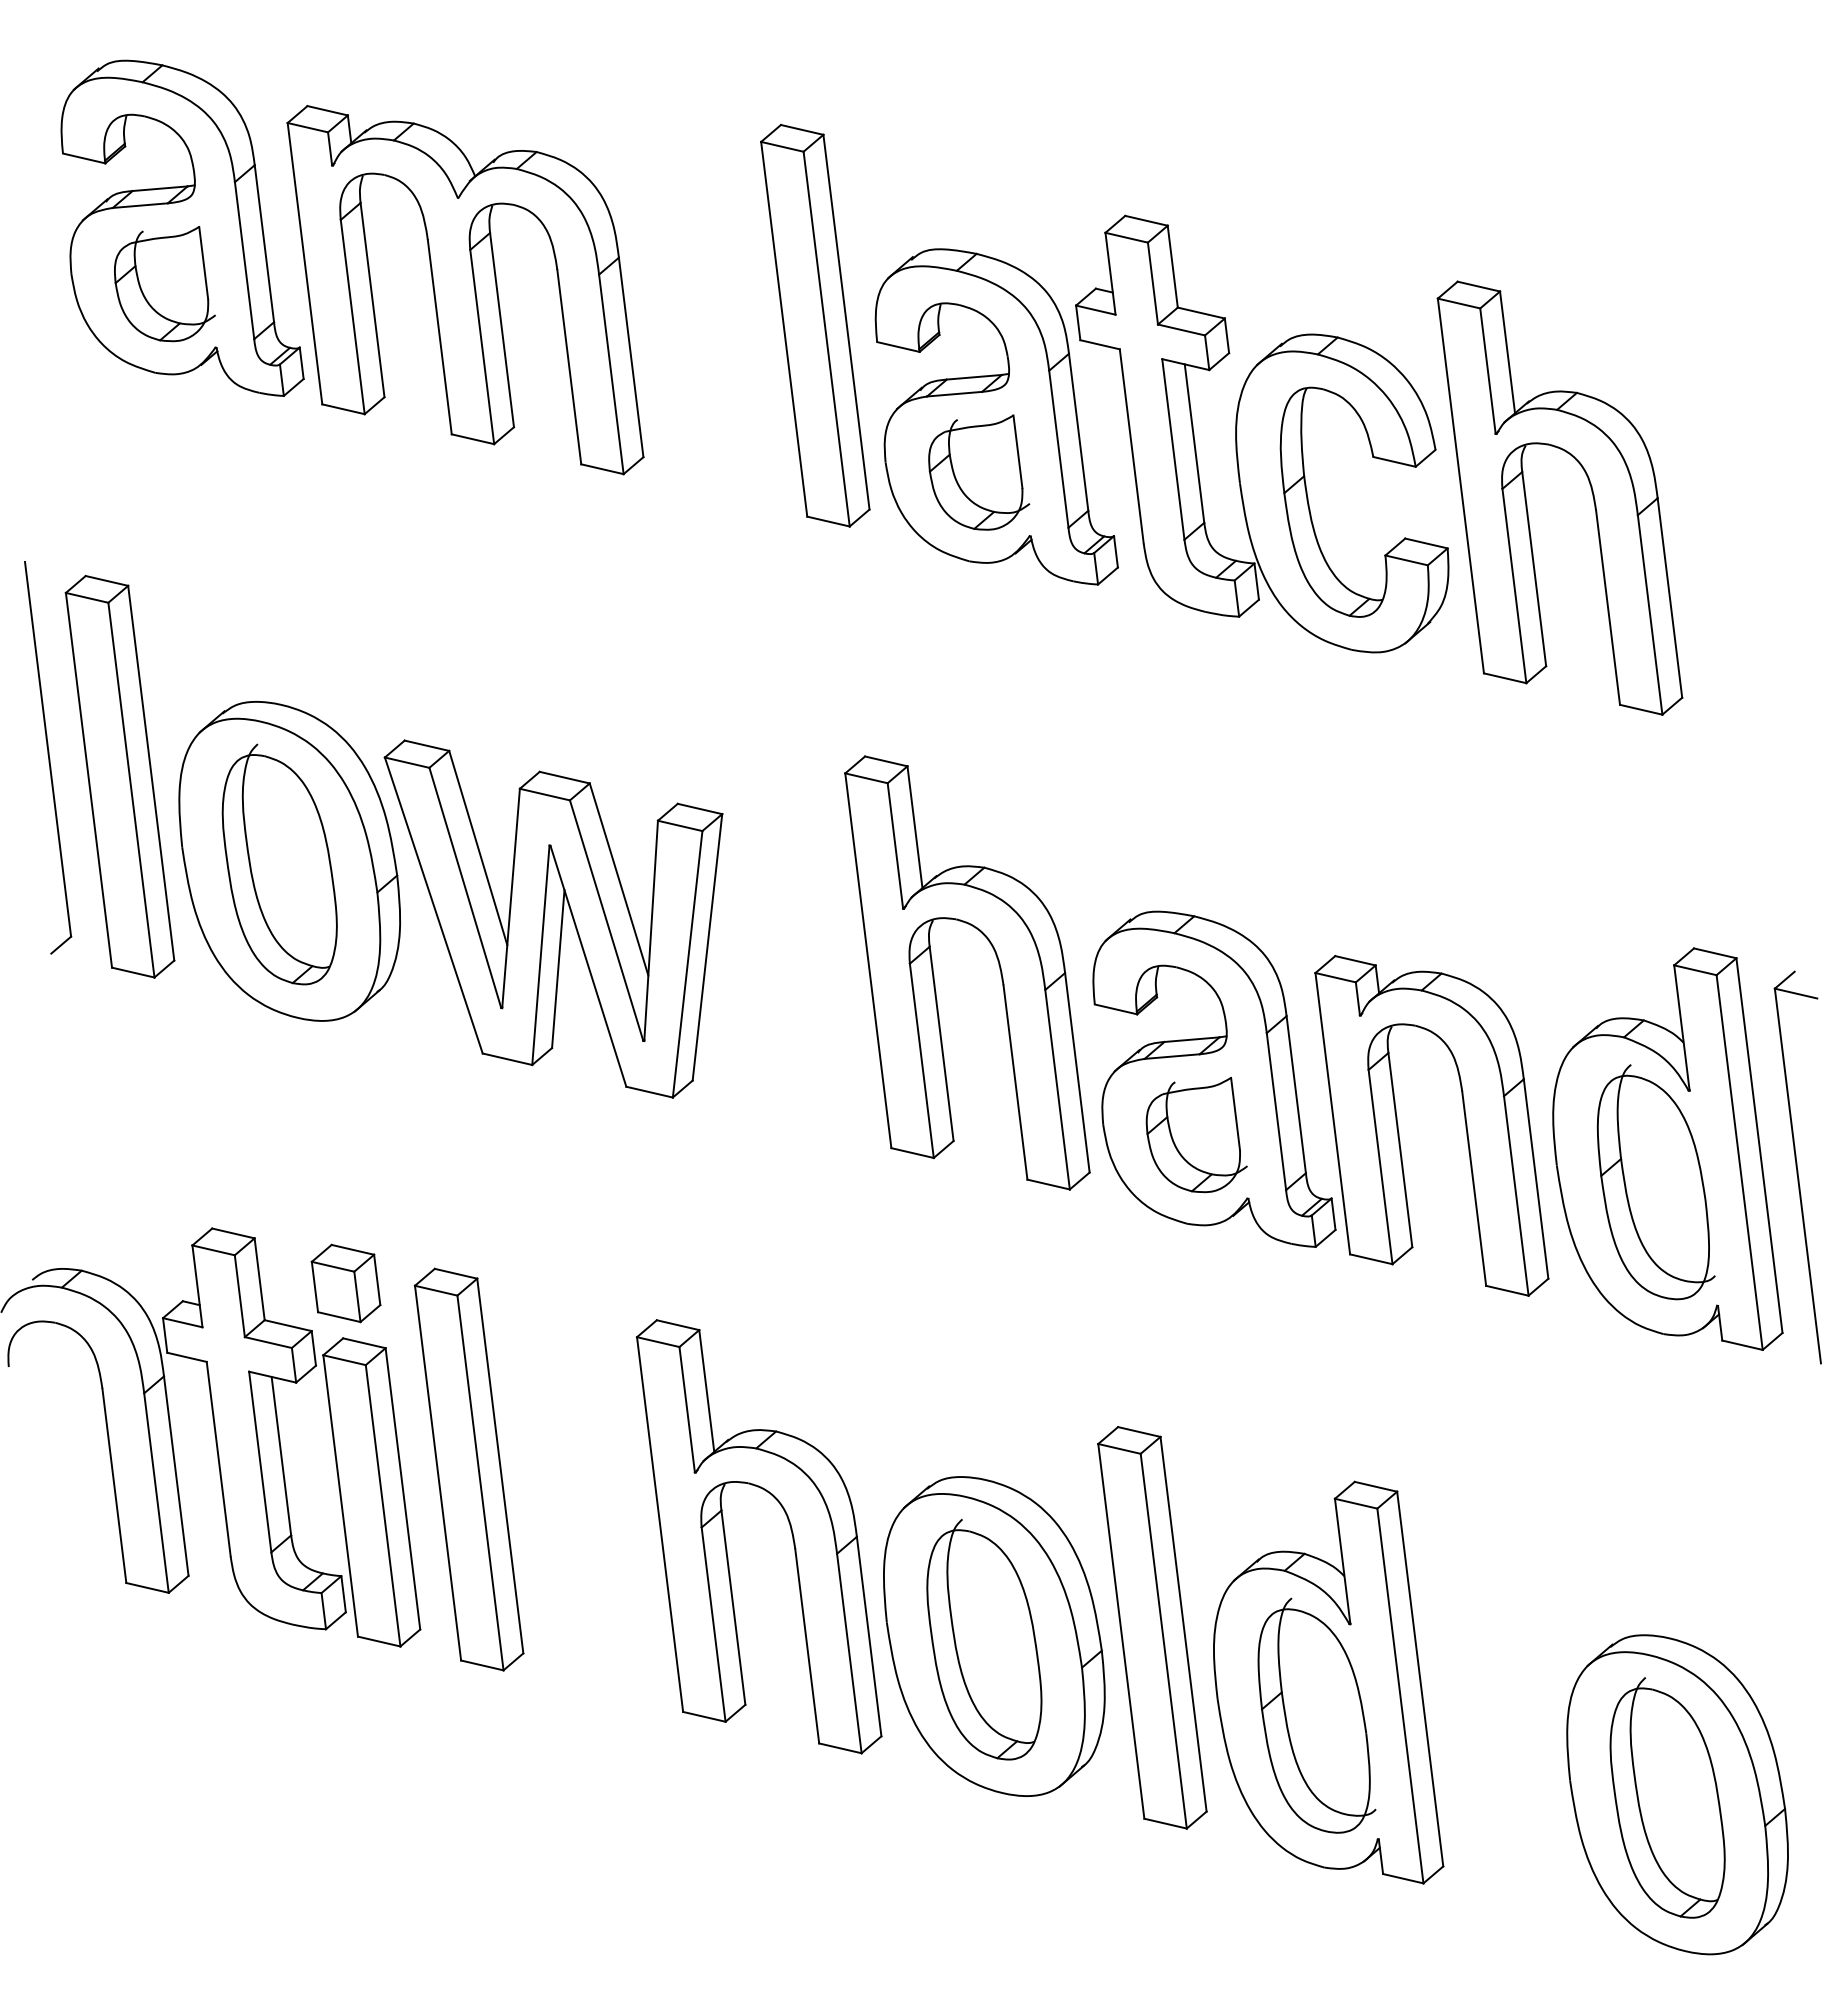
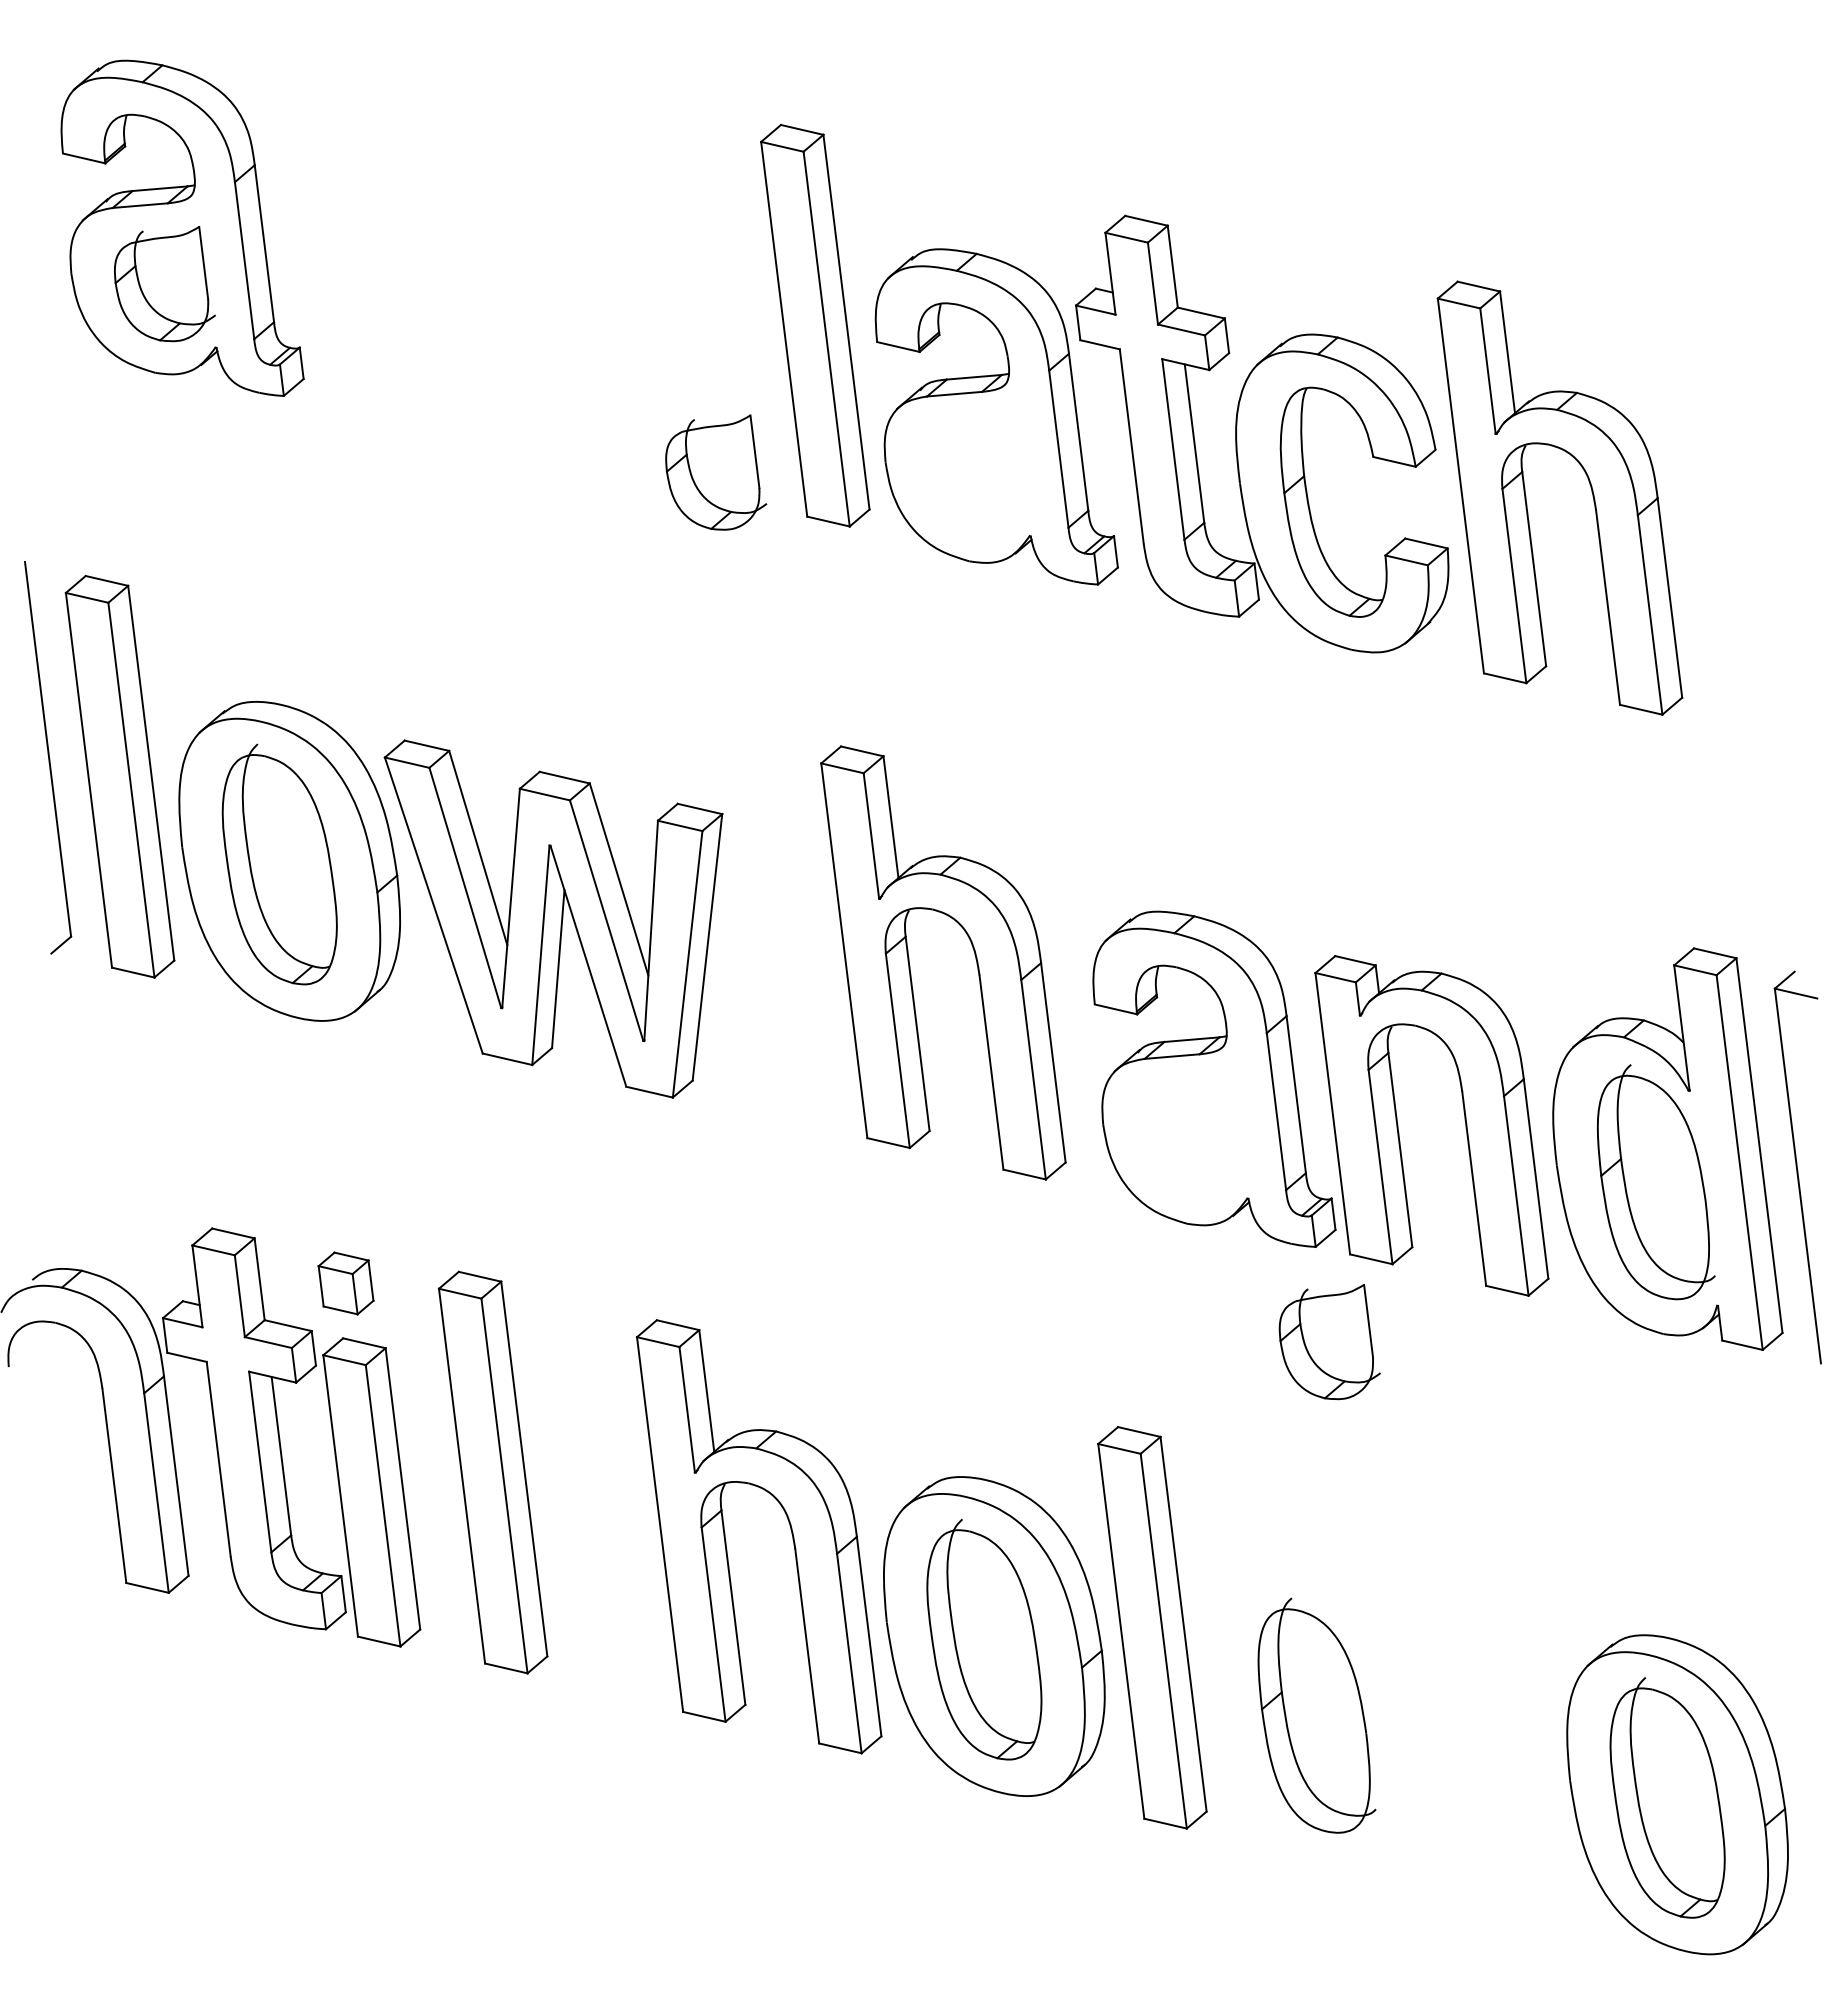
part: present -> none (465, 290)
part position: (979, 472) -> (716, 472) (716, 472)
part position: (998, 965) -> (974, 955) (974, 955)
part position: (1196, 1135) -> (1329, 1342) (1329, 1342)
part size: 72x81 px -> 58x65 px (345, 1283)
part position: (468, 1469) -> (492, 1472) (492, 1472)
part: present -> none (1328, 1682)
